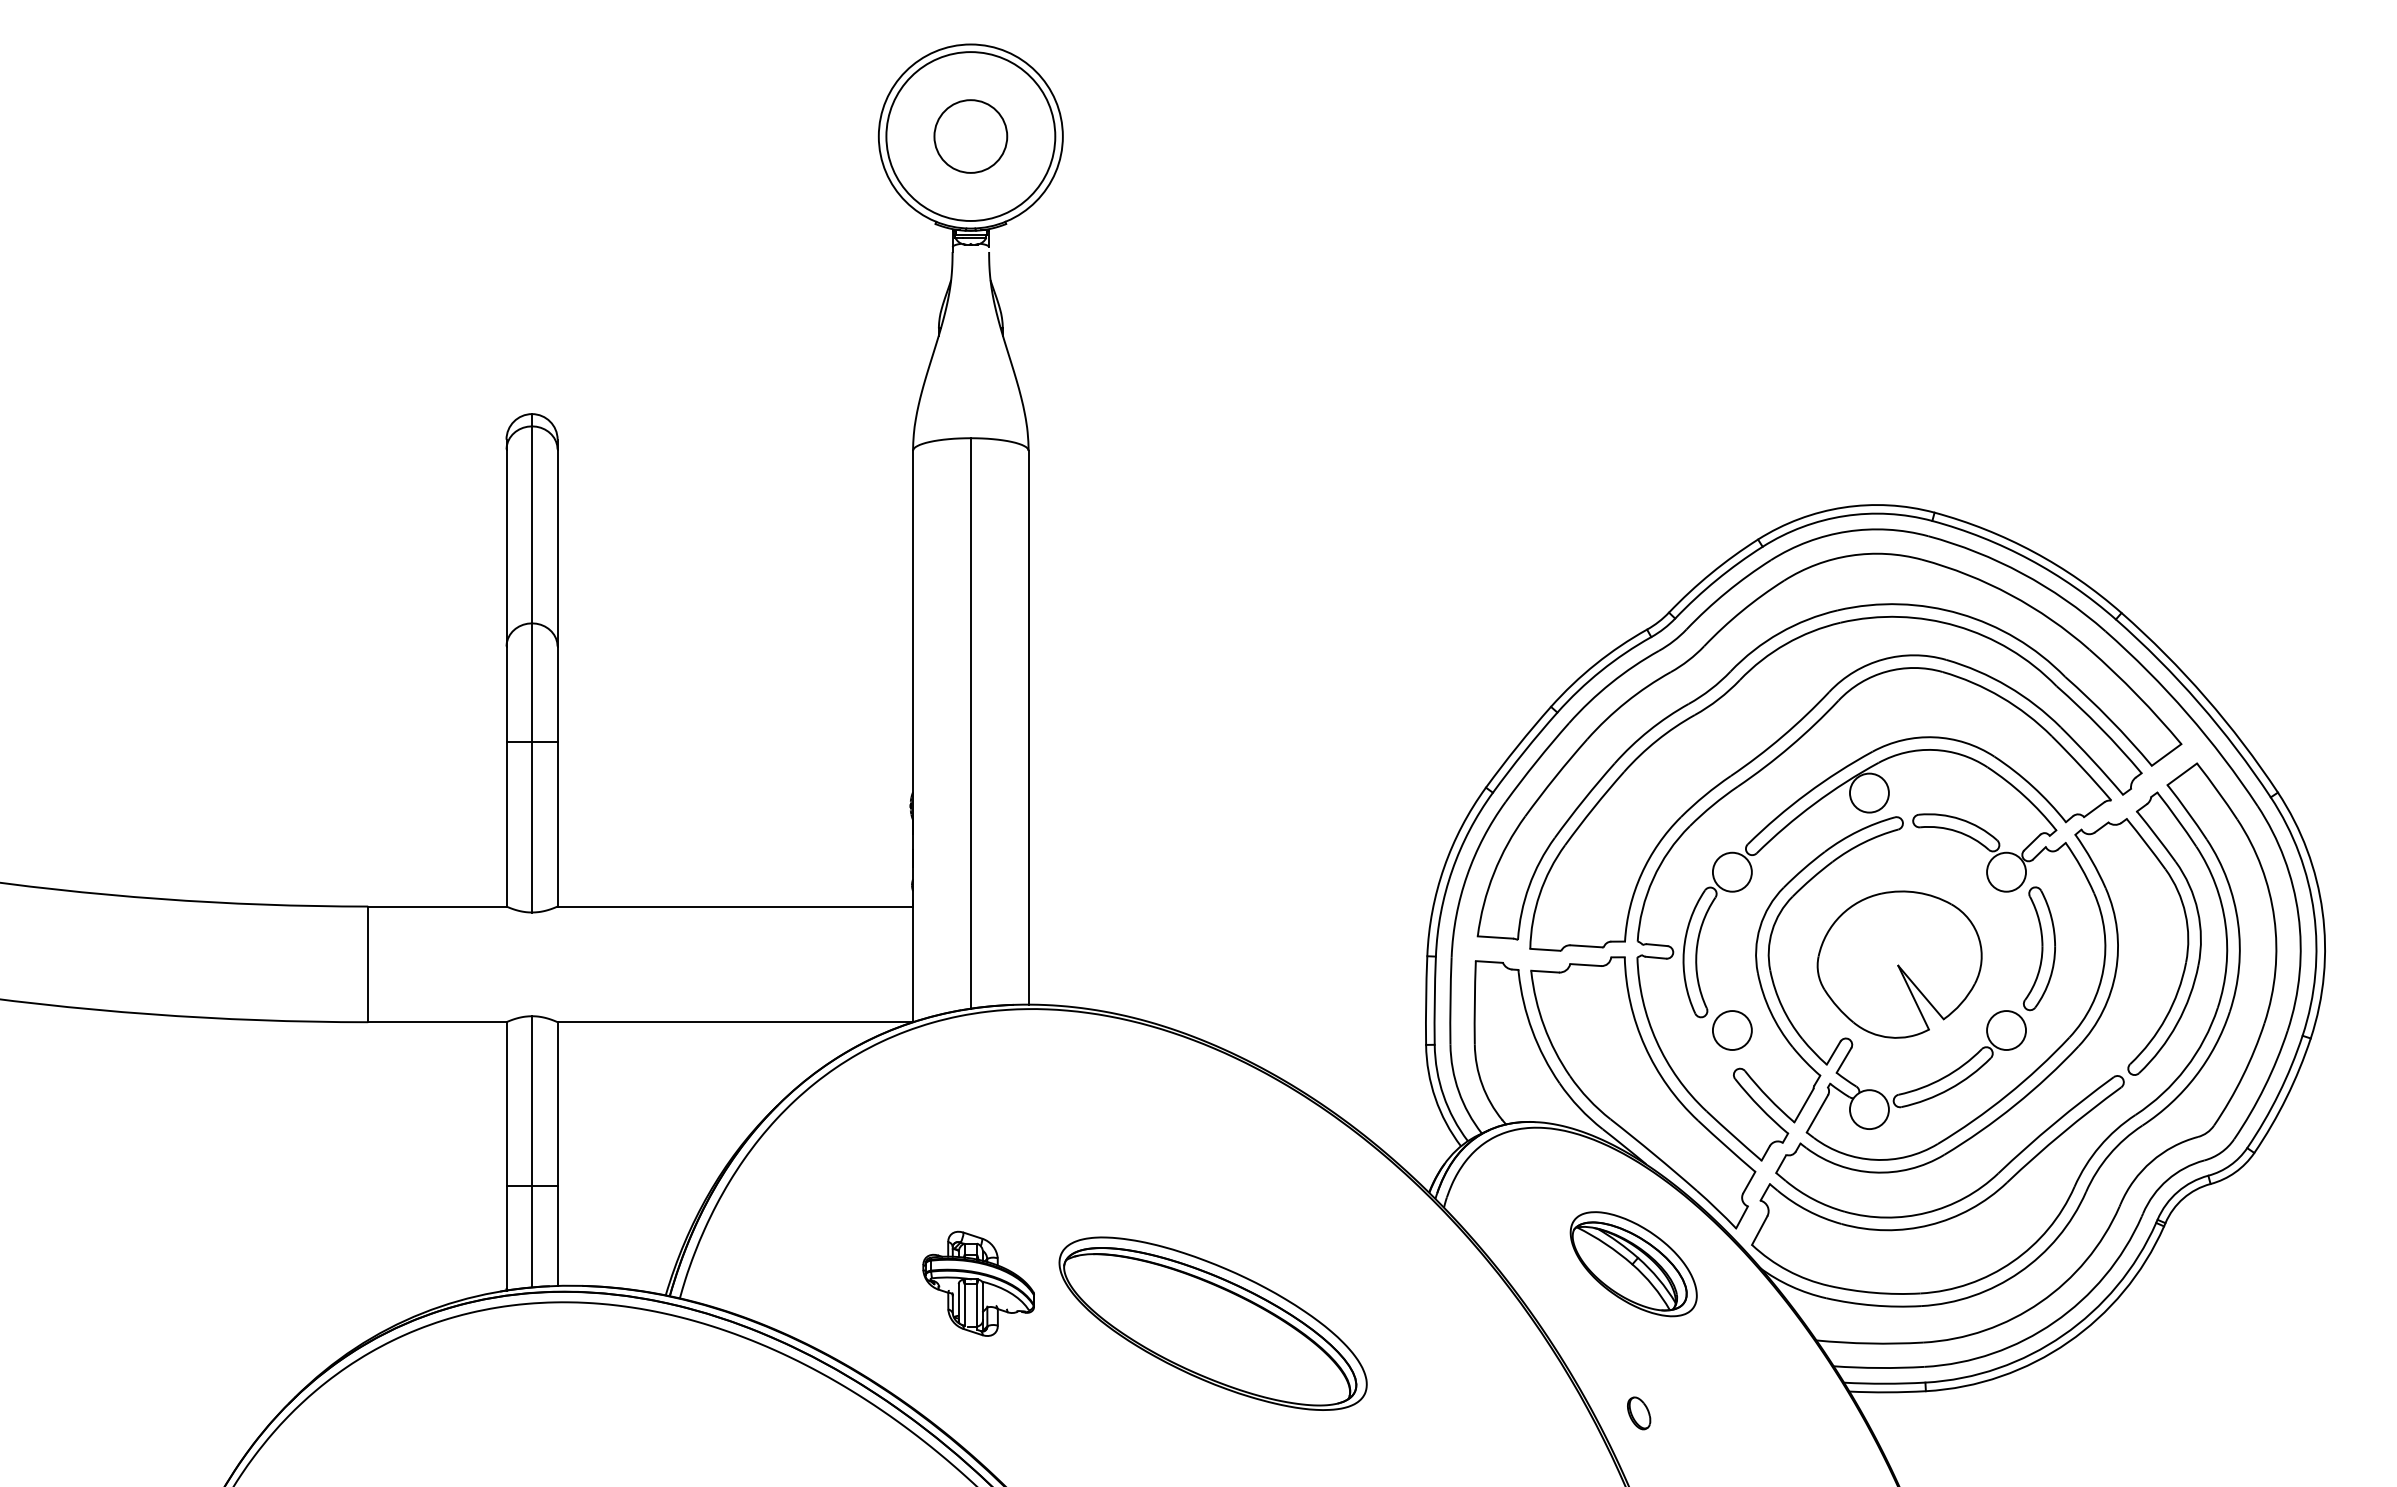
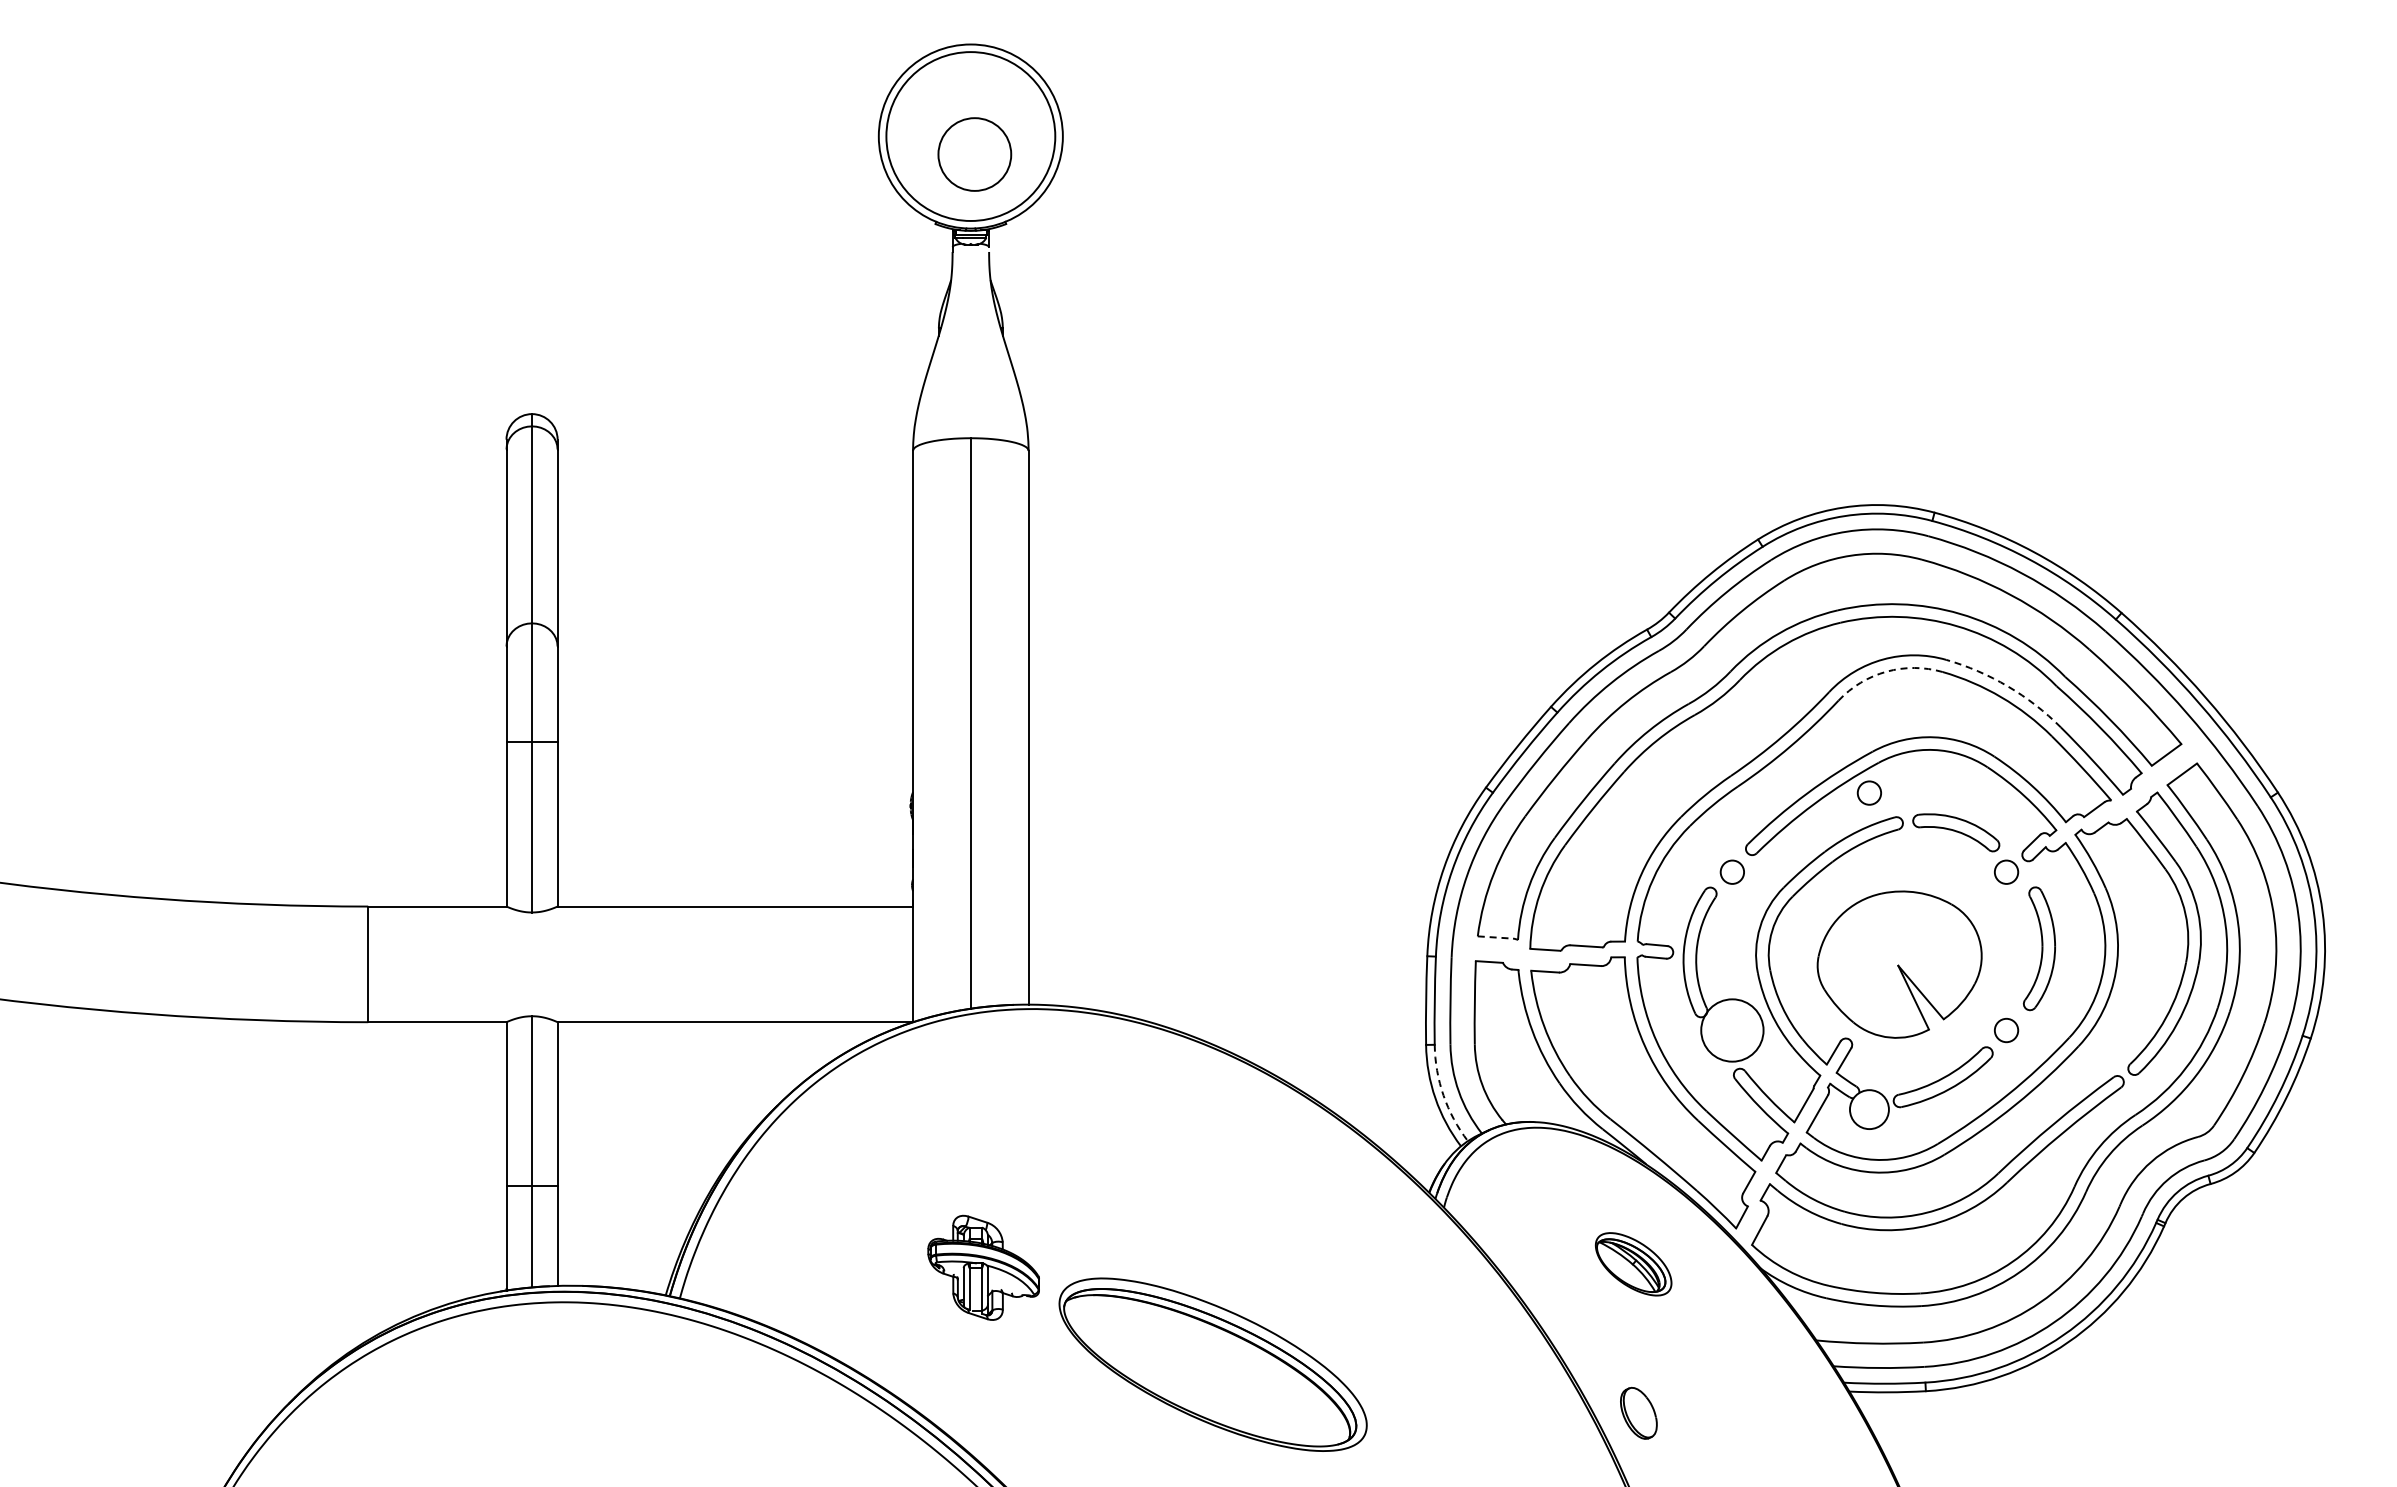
circle position: (970, 136) -> (974, 154) (974, 154)
arc: solid -> dashed (1886, 671)
arc: solid -> dashed (2007, 686)
circle diameter: 39 px -> 23 px (1869, 792)
circle diameter: 39 px -> 23 px (1732, 871)
circle diameter: 39 px -> 23 px (2006, 871)
line: solid -> dashed (1495, 937)
circle diameter: 39 px -> 62 px (1732, 1030)
circle diameter: 39 px -> 23 px (2006, 1030)
arc: solid -> dashed (1443, 1095)
part size: 129x107 px -> 79x65 px (1633, 1264)
part position: (978, 1283) -> (983, 1267) (983, 1267)
part position: (1212, 1323) -> (1212, 1364) (1212, 1364)
part size: 25x35 px -> 38x54 px (1638, 1412)
